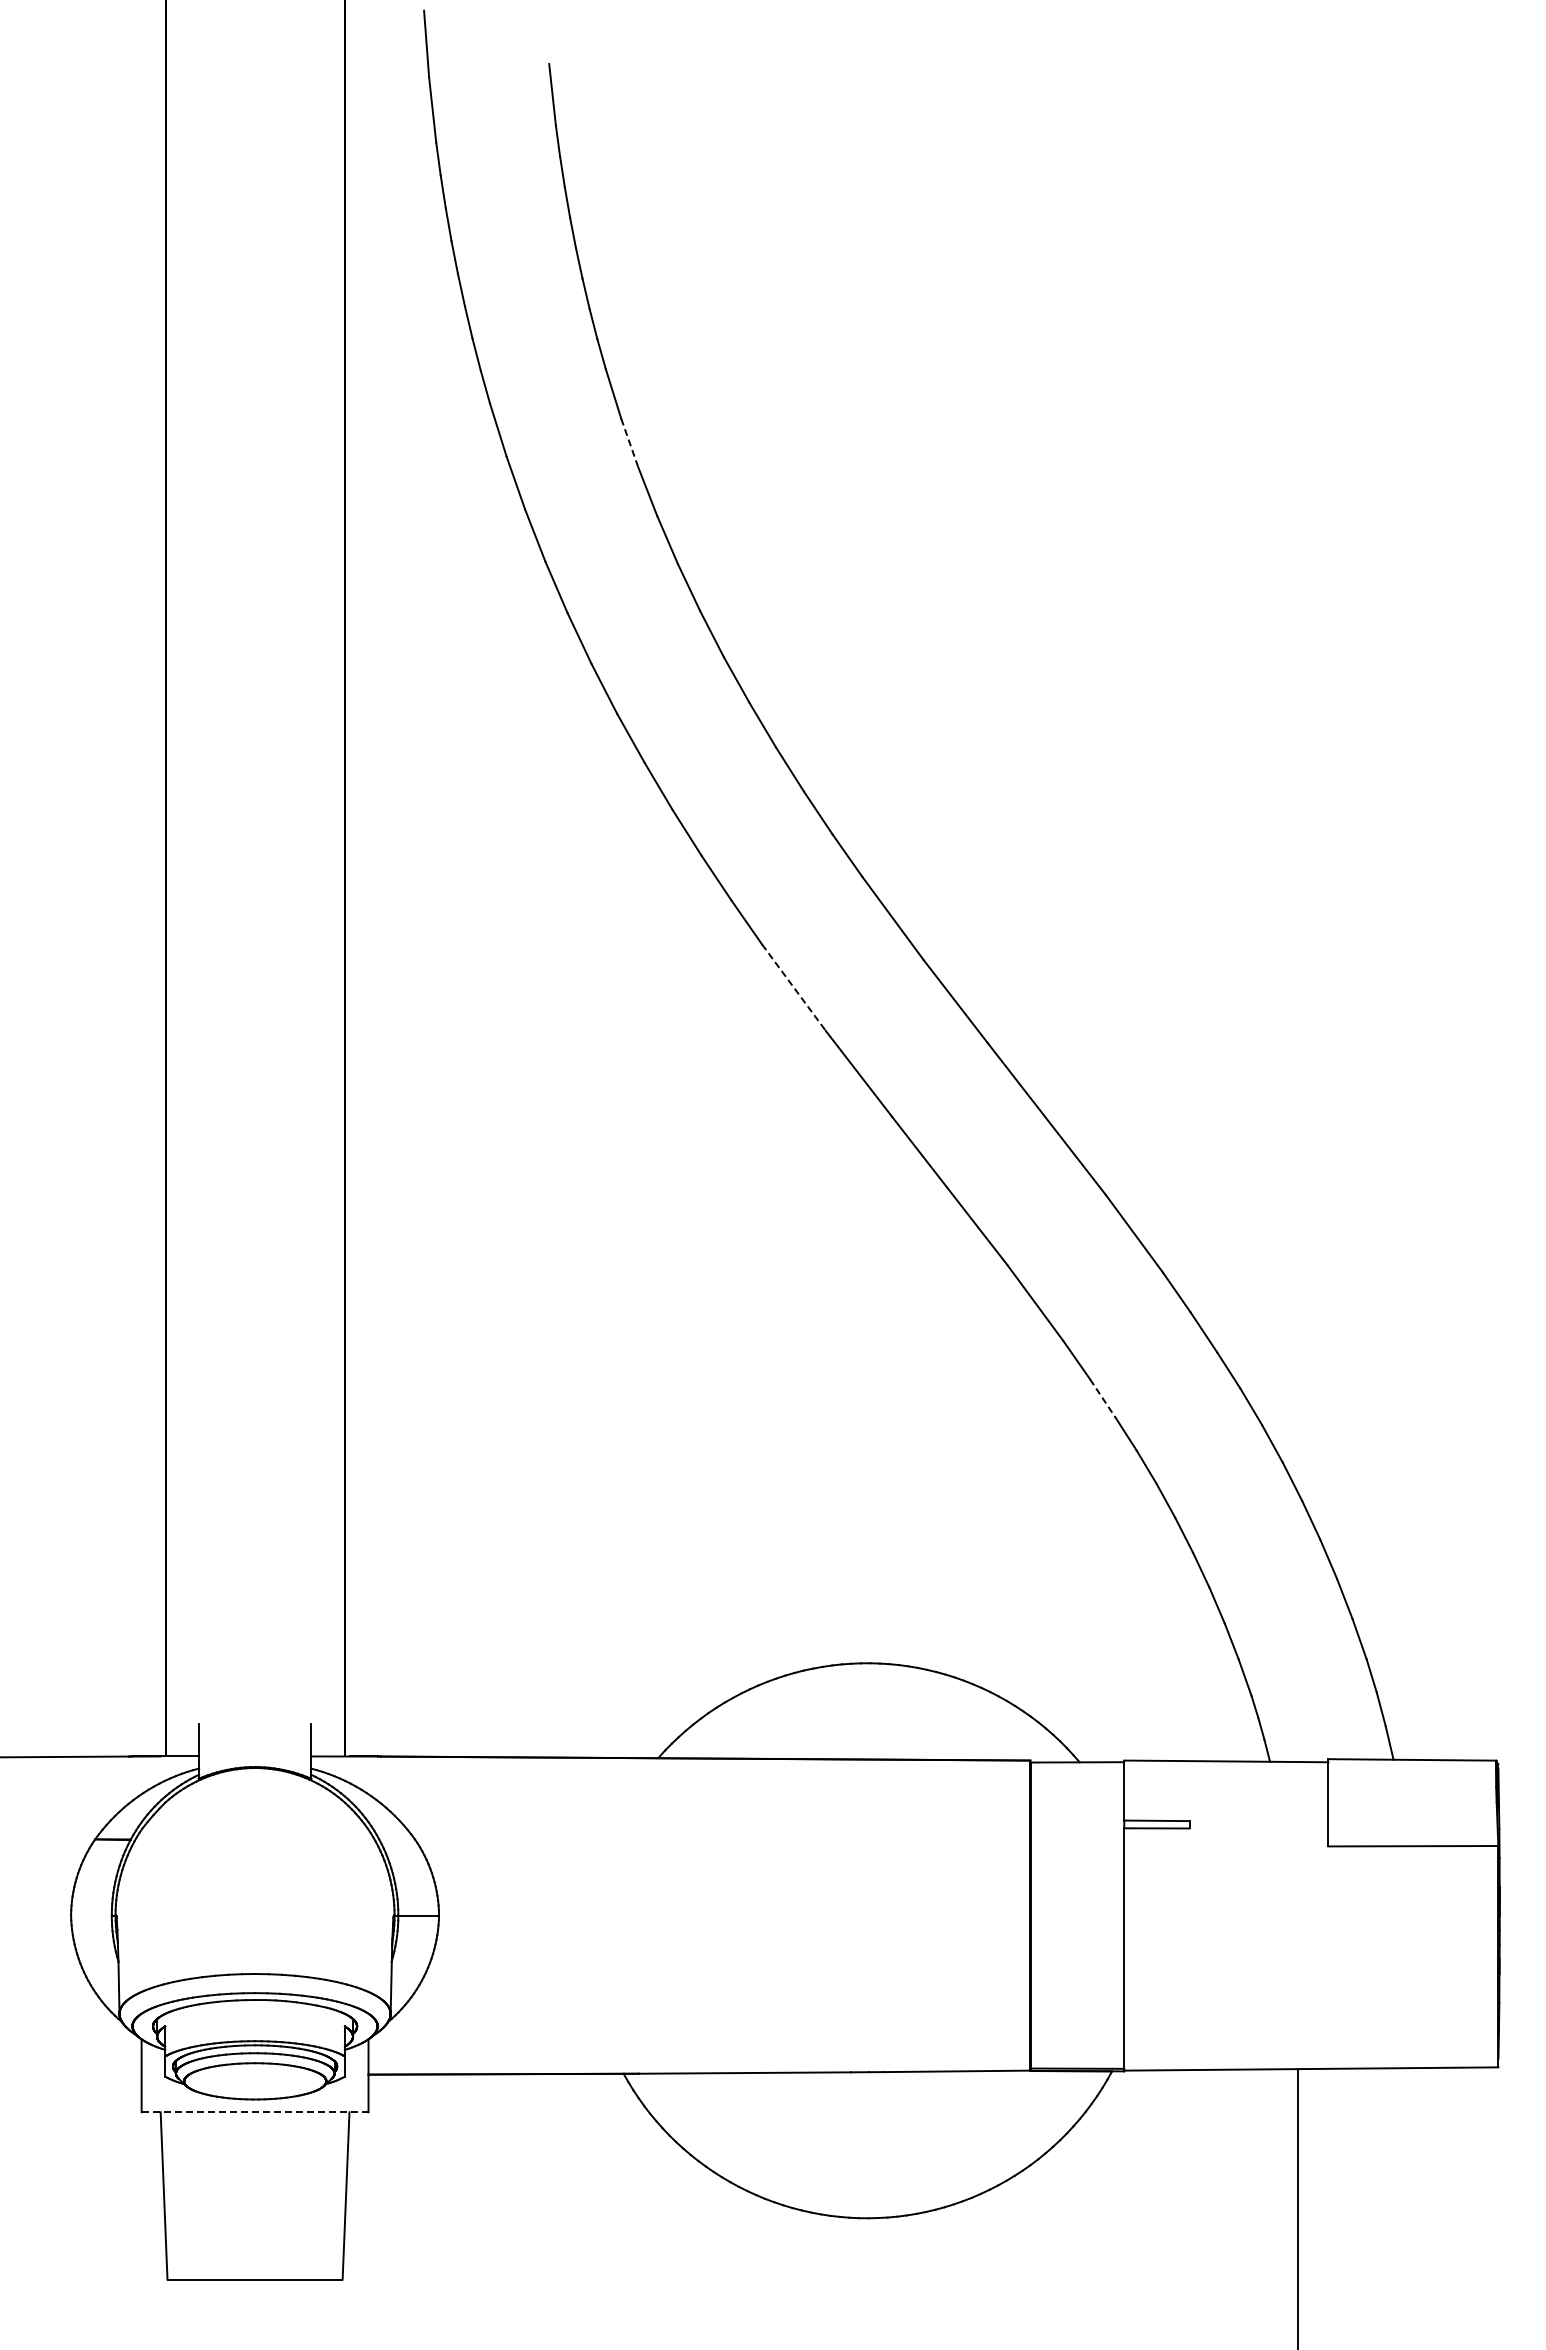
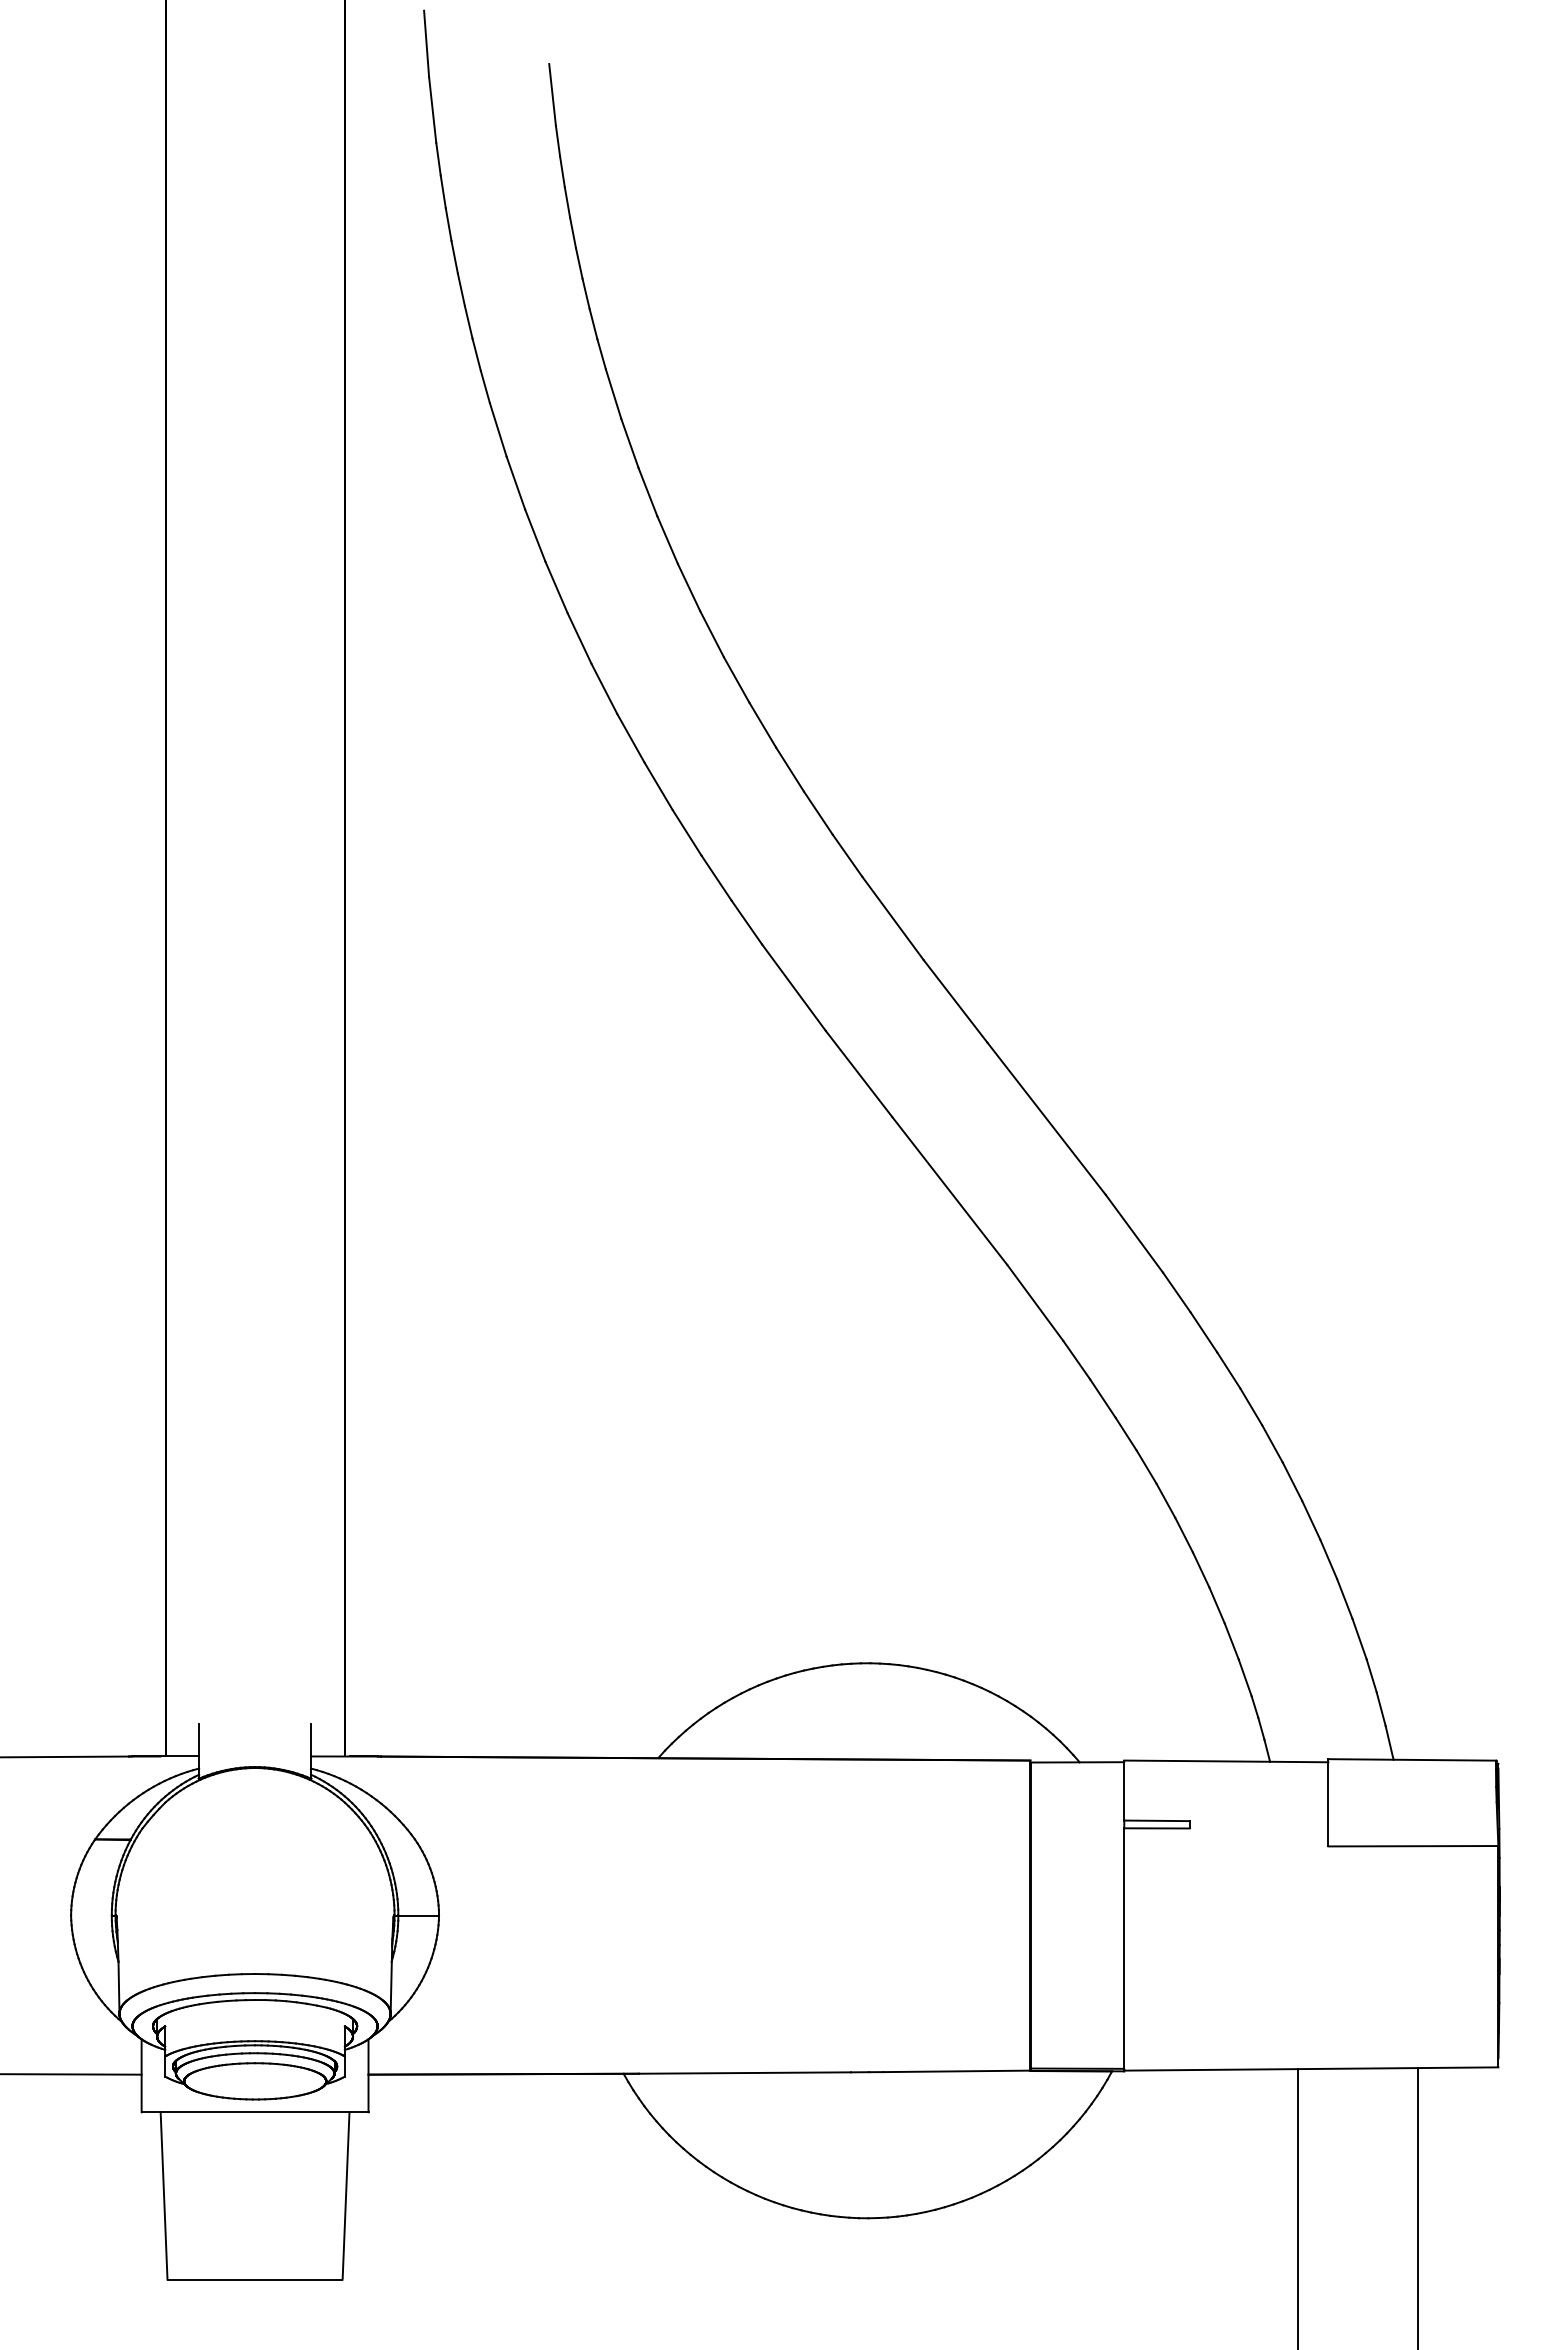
line: dashed -> solid (629, 443)
line: dashed -> solid (793, 987)
line: dashed -> solid (1103, 1399)
line: none -> present (71, 2074)
line: dashed -> solid (255, 2112)
line: none -> present (1418, 2207)
